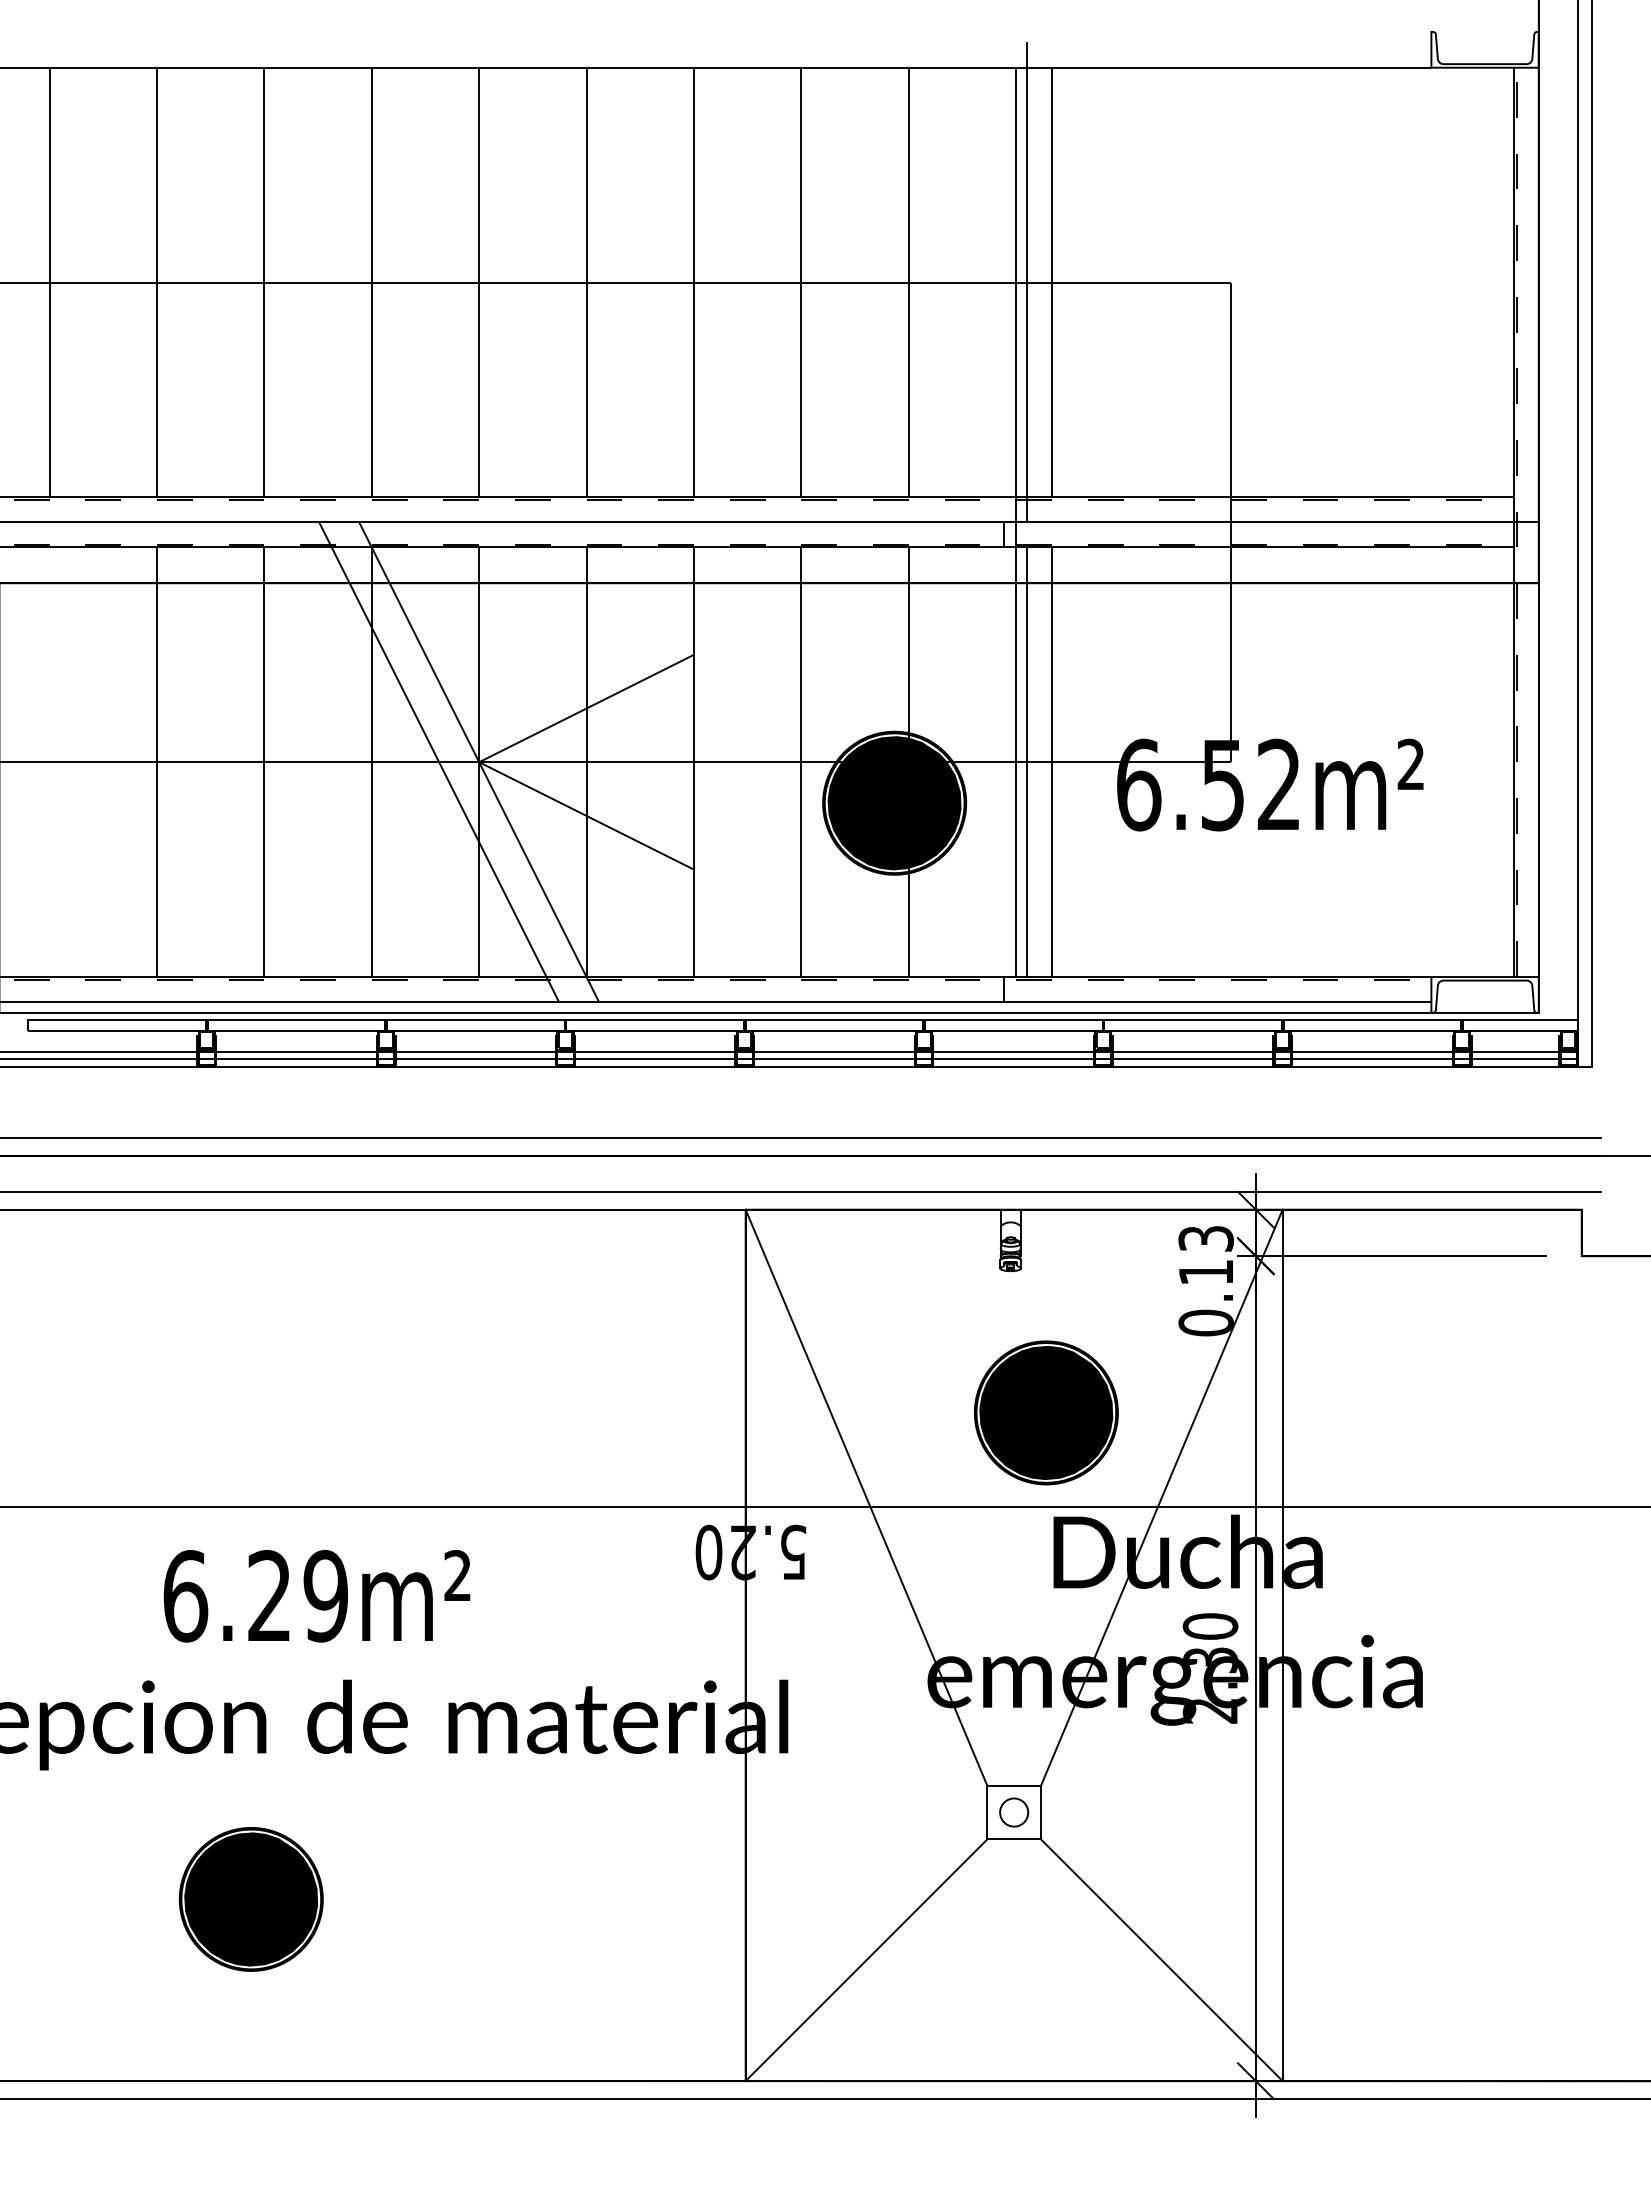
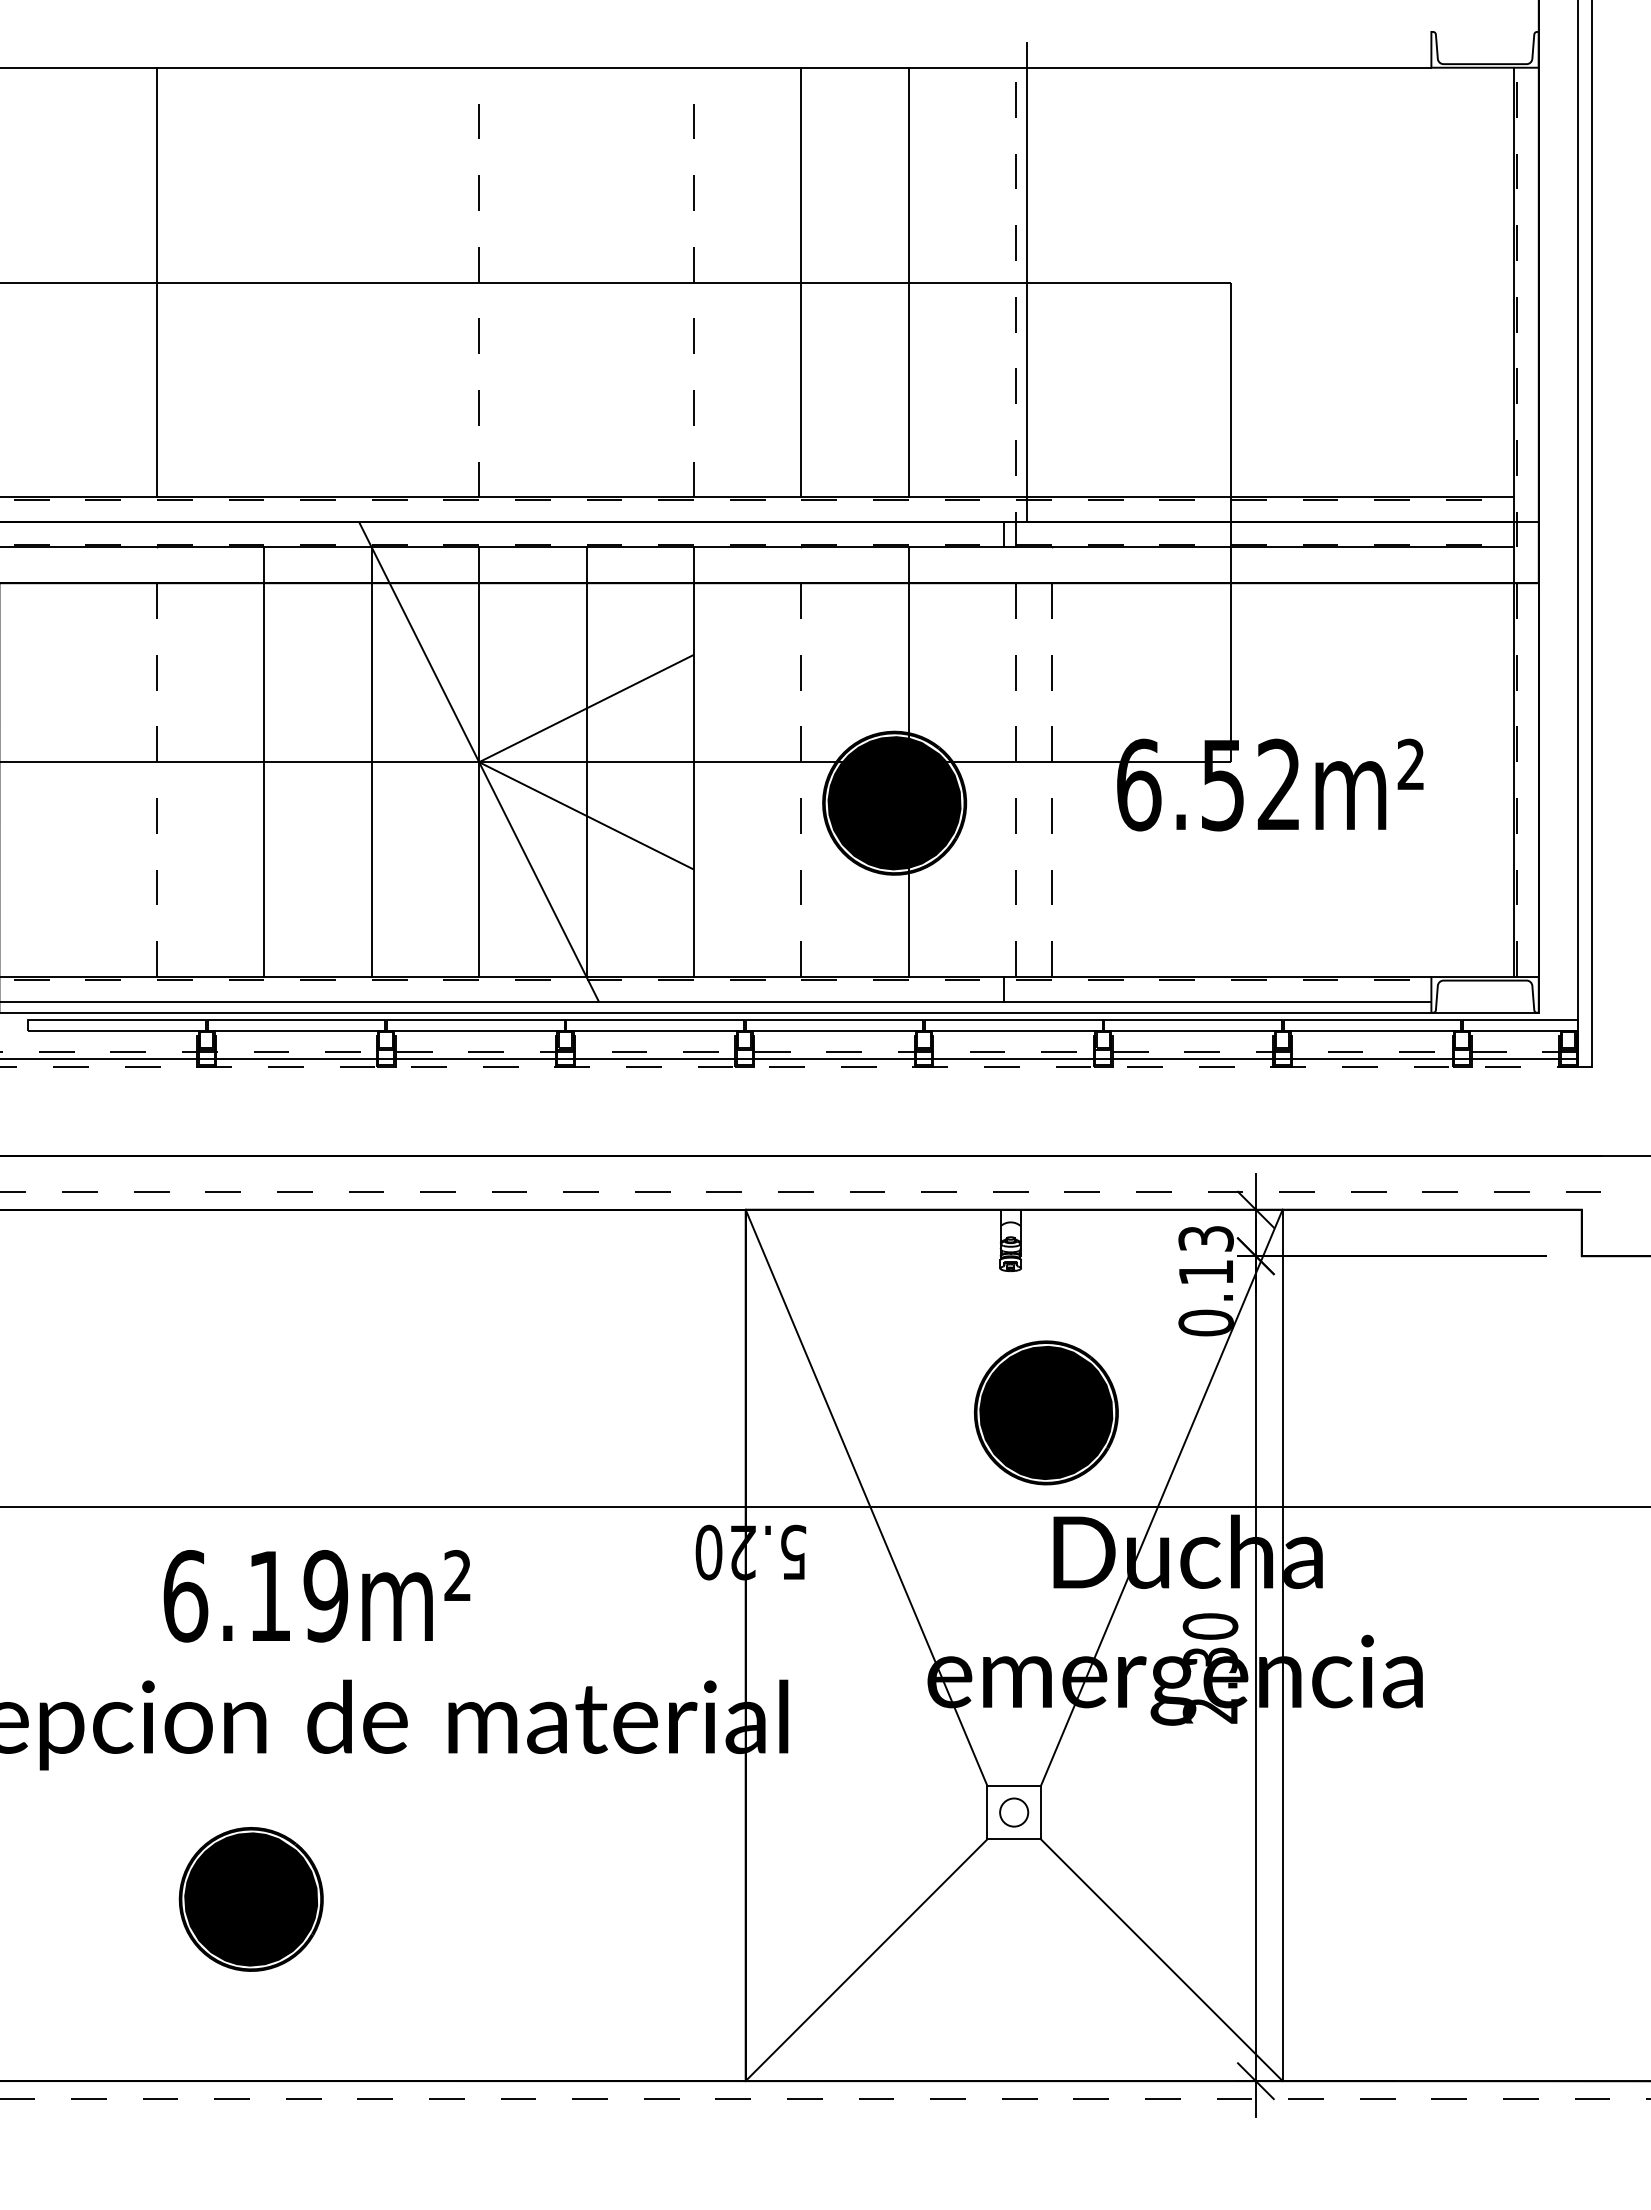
line: present -> none (49, 282)
line: present -> none (264, 282)
line: present -> none (371, 282)
line: solid -> dashed (479, 282)
line: present -> none (586, 282)
line: solid -> dashed (693, 282)
line: present -> none (1051, 282)
line: solid -> dashed (1016, 522)
line: solid -> dashed (156, 762)
line: present -> none (439, 762)
line: solid -> dashed (801, 762)
line: present -> none (1026, 762)
line: solid -> dashed (1051, 762)
line: solid -> dashed (789, 1052)
line: solid -> dashed (796, 1066)
line: present -> none (801, 1138)
line: solid -> dashed (800, 1191)
text: 6.29m² -> 6.19m² (268, 1594)
line: solid -> dashed (826, 2098)
